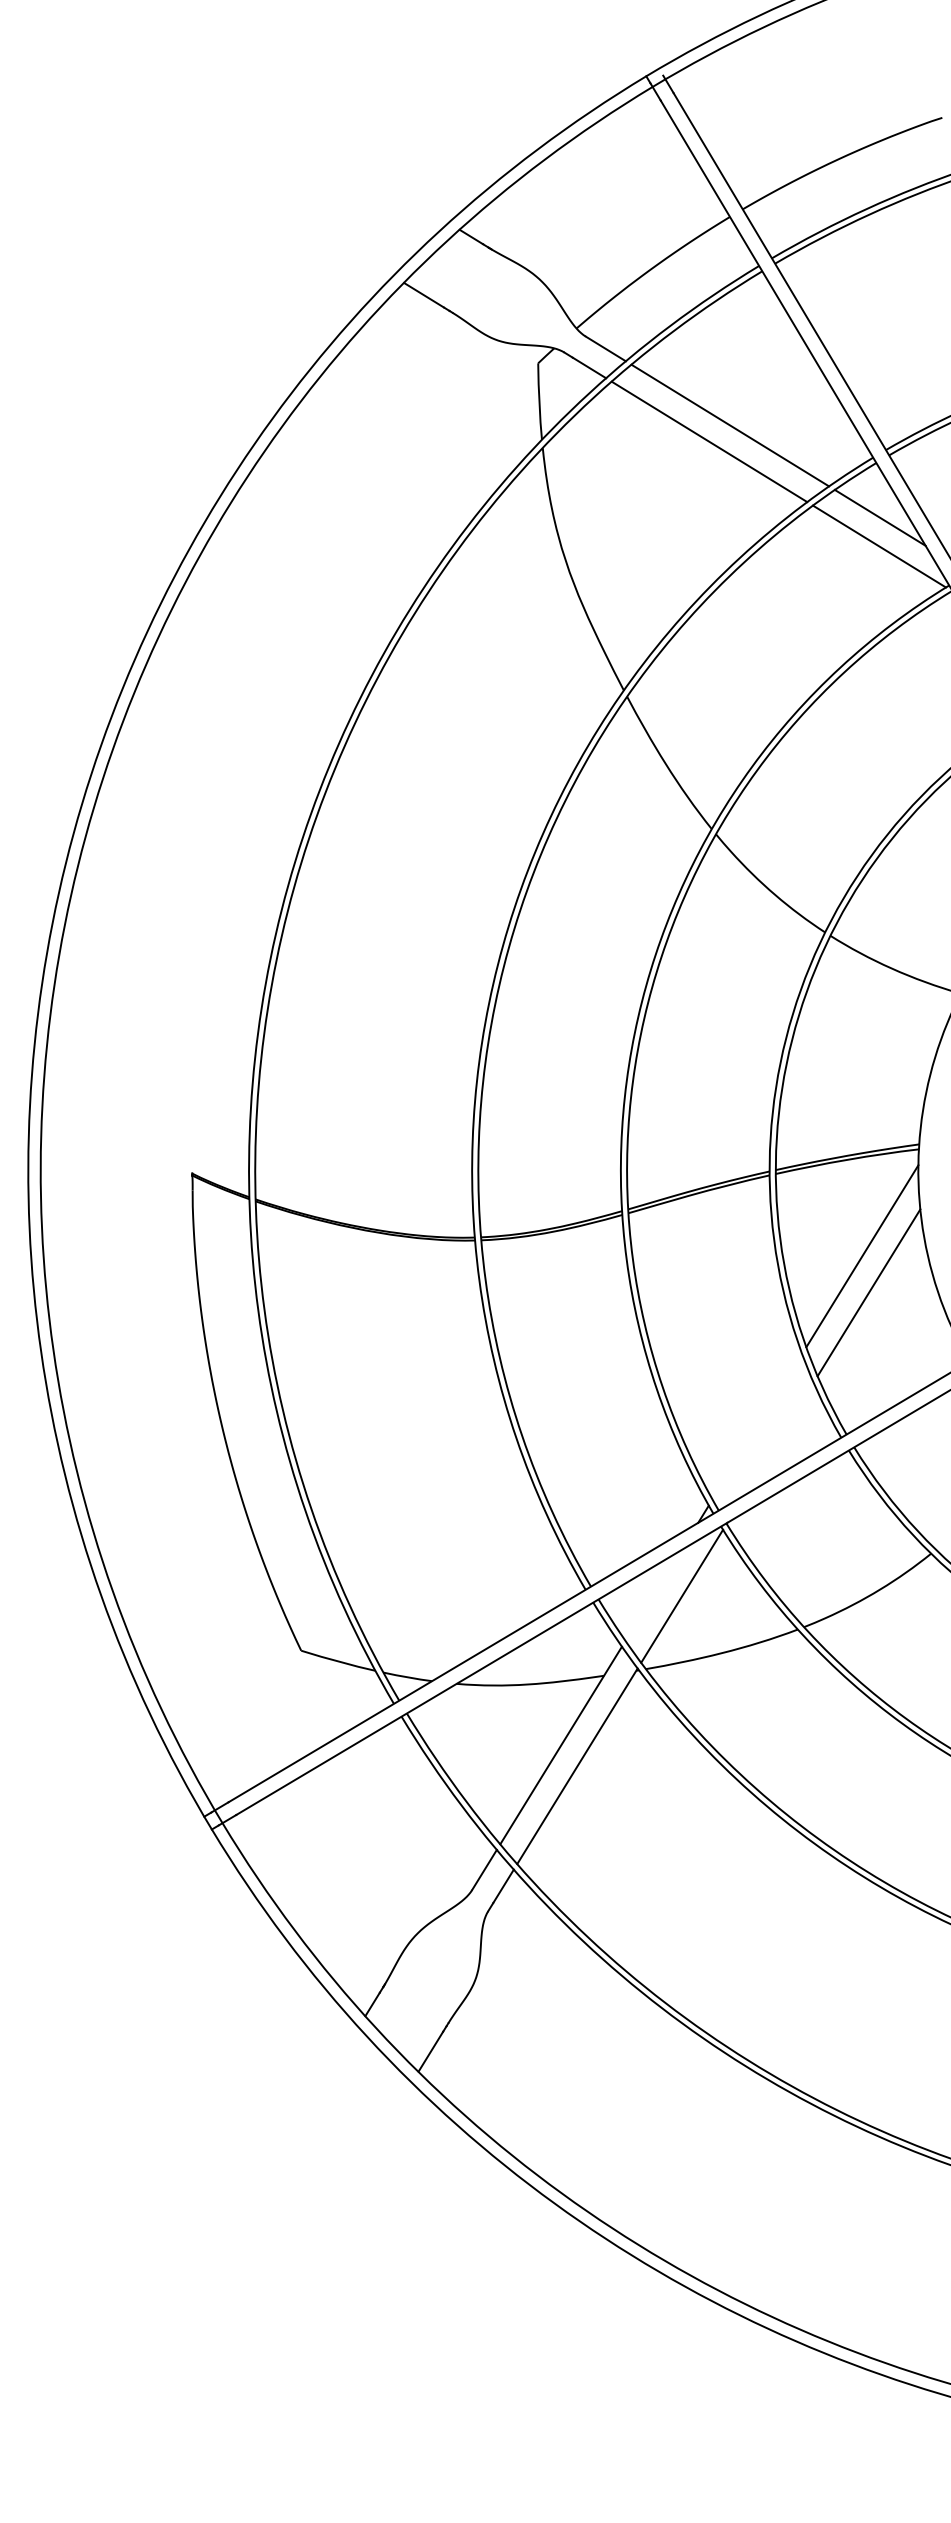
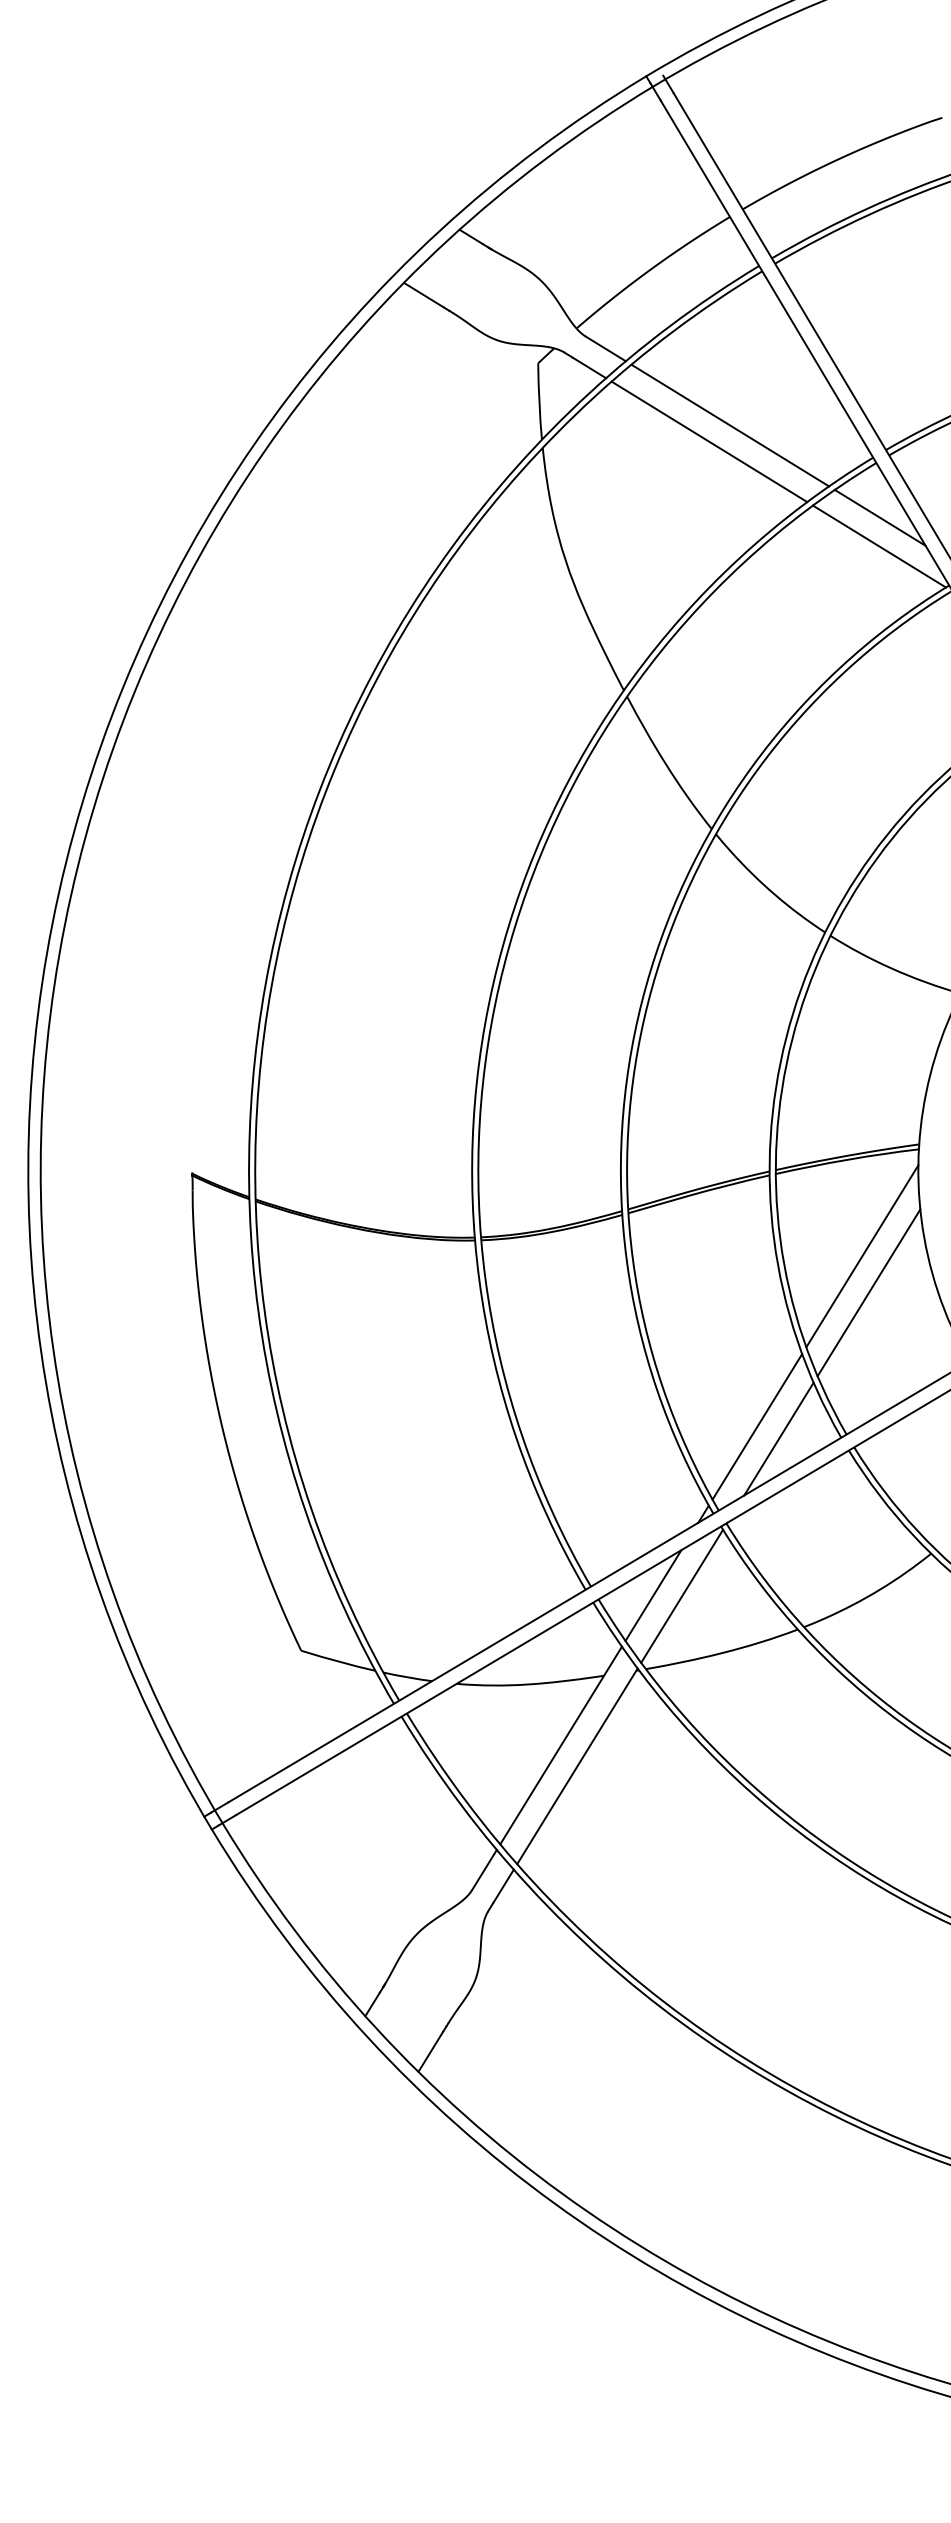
line: none -> present (757, 1426)
line: none -> present (778, 1438)
line: none -> present (653, 1595)
